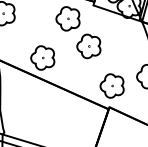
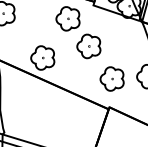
part position: (111, 85) -> (111, 78) (111, 78)
